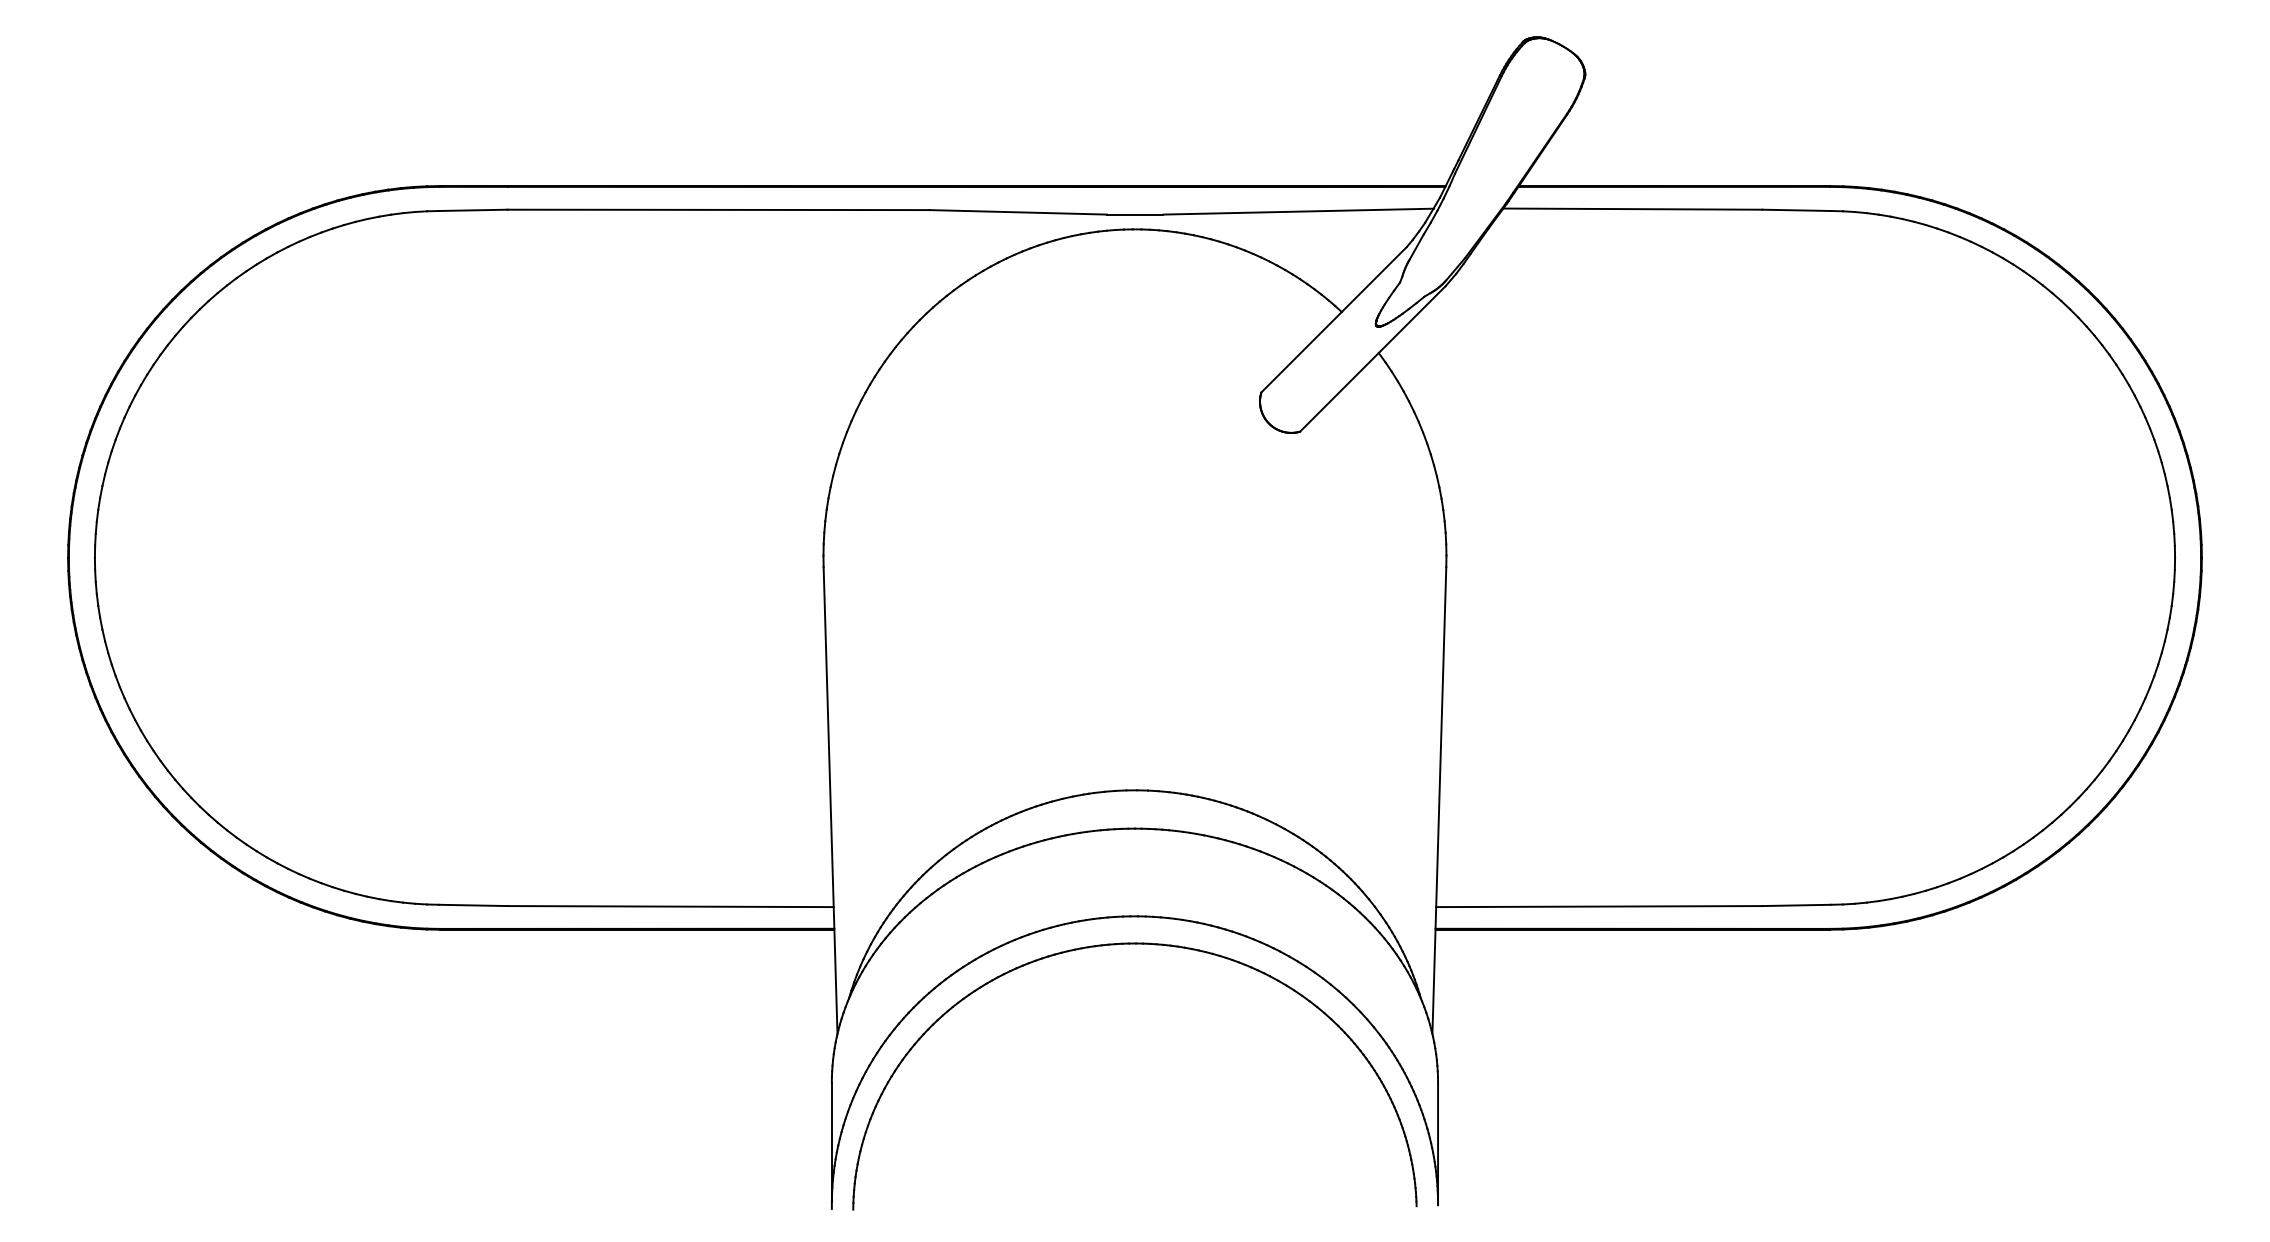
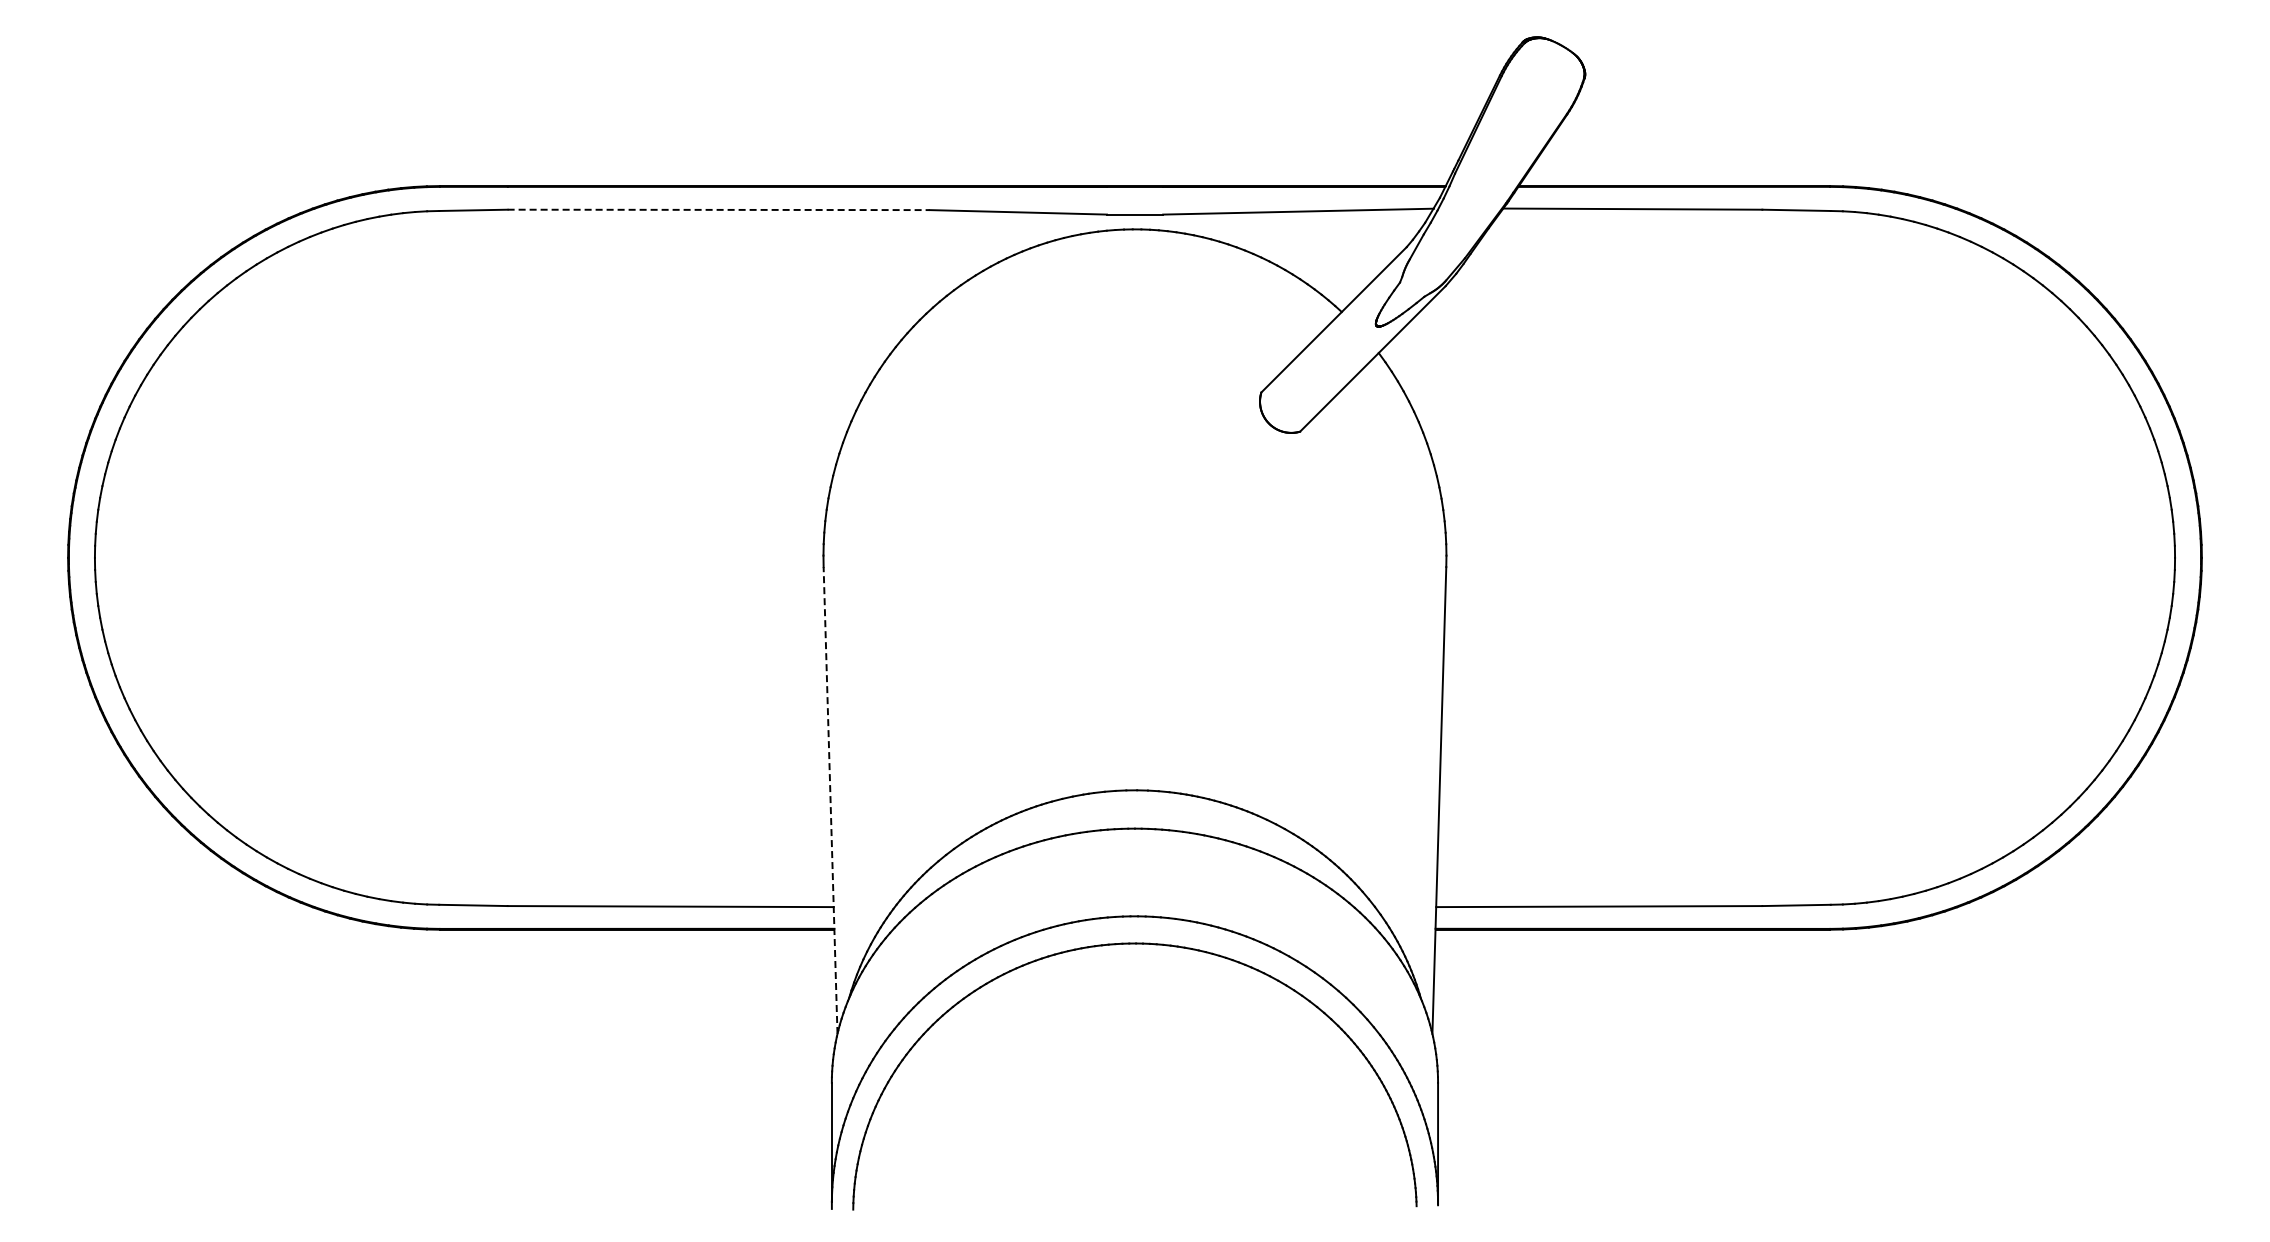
line: solid -> dashed (719, 209)
line: solid -> dashed (830, 800)
